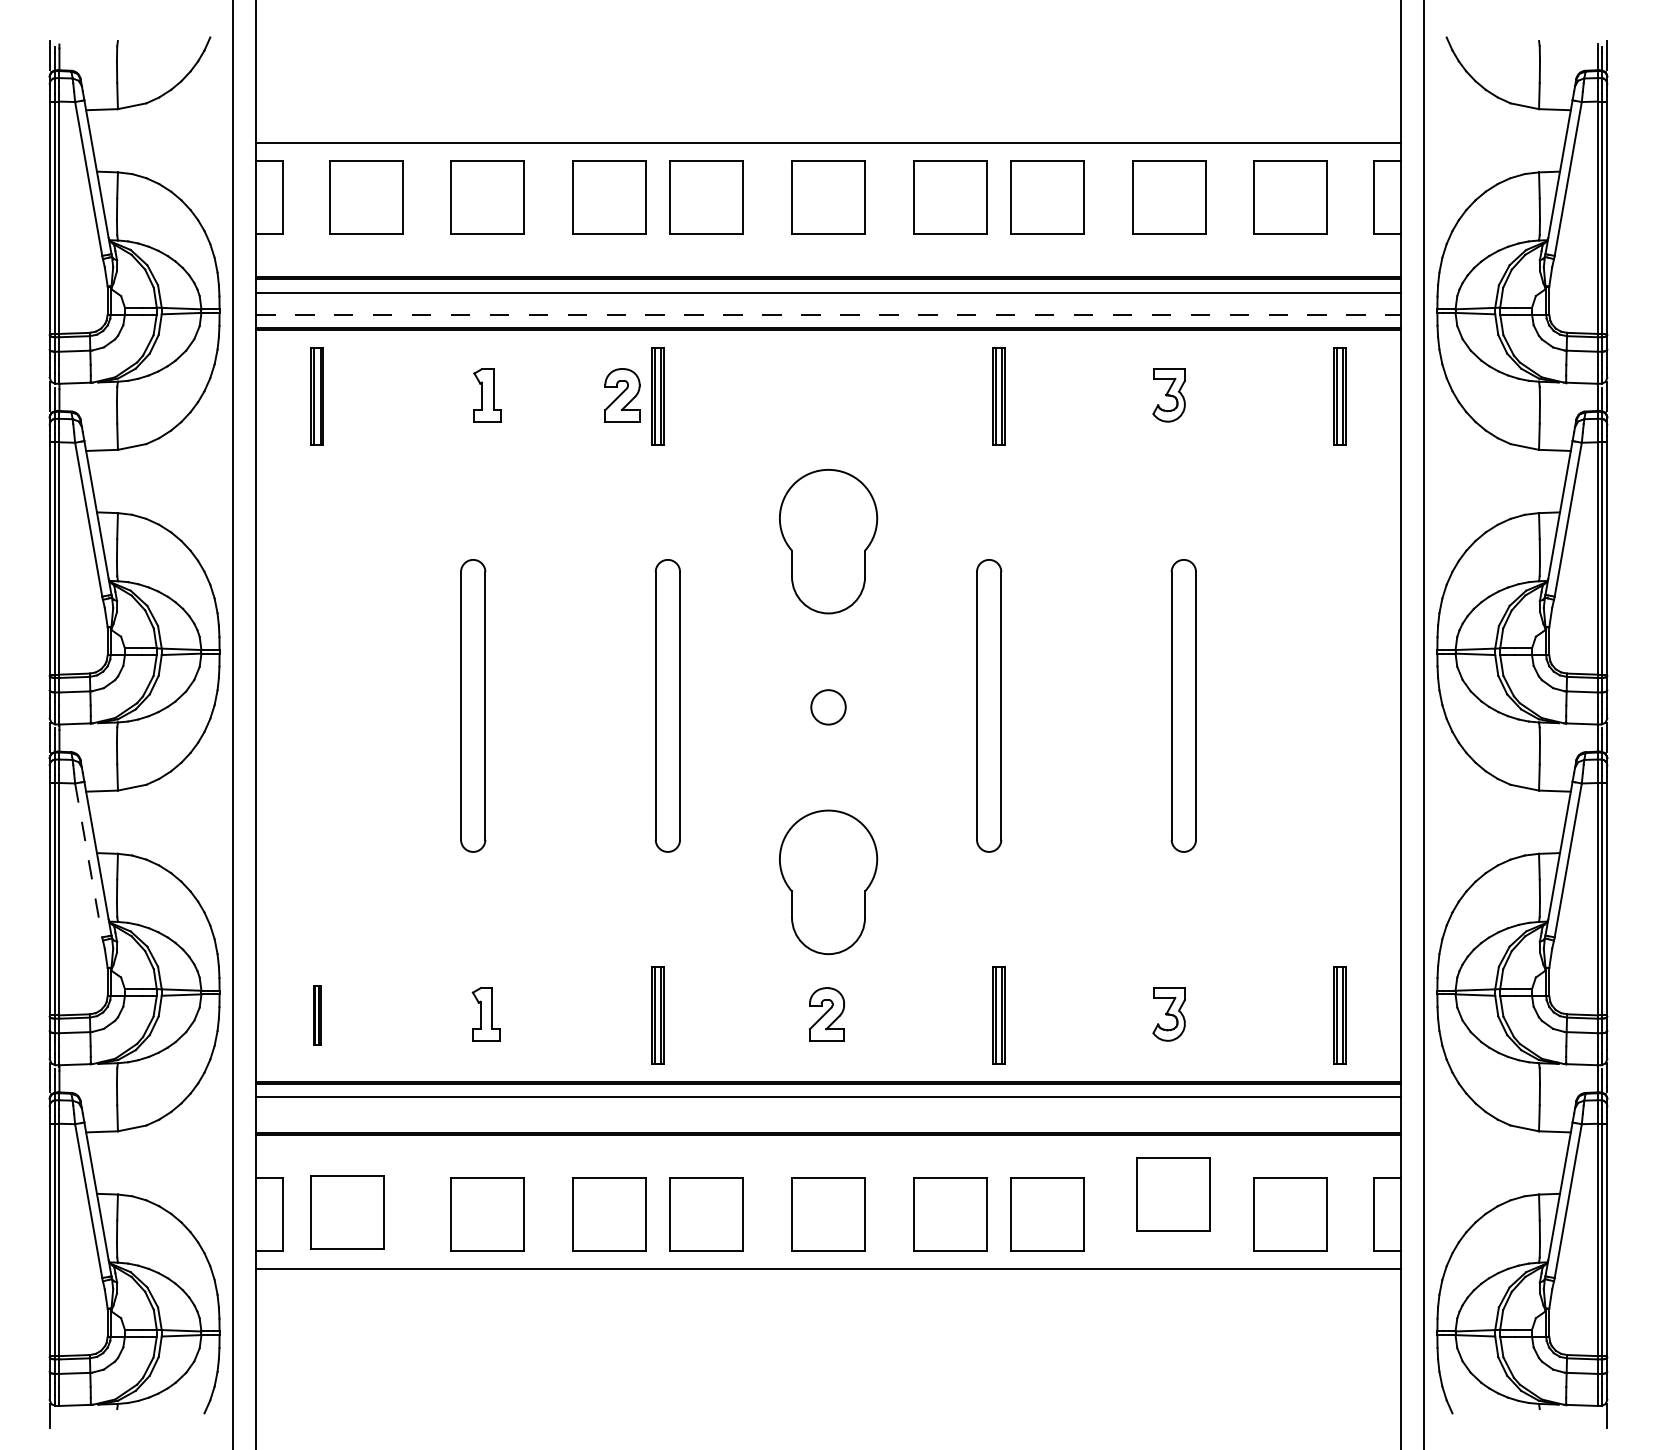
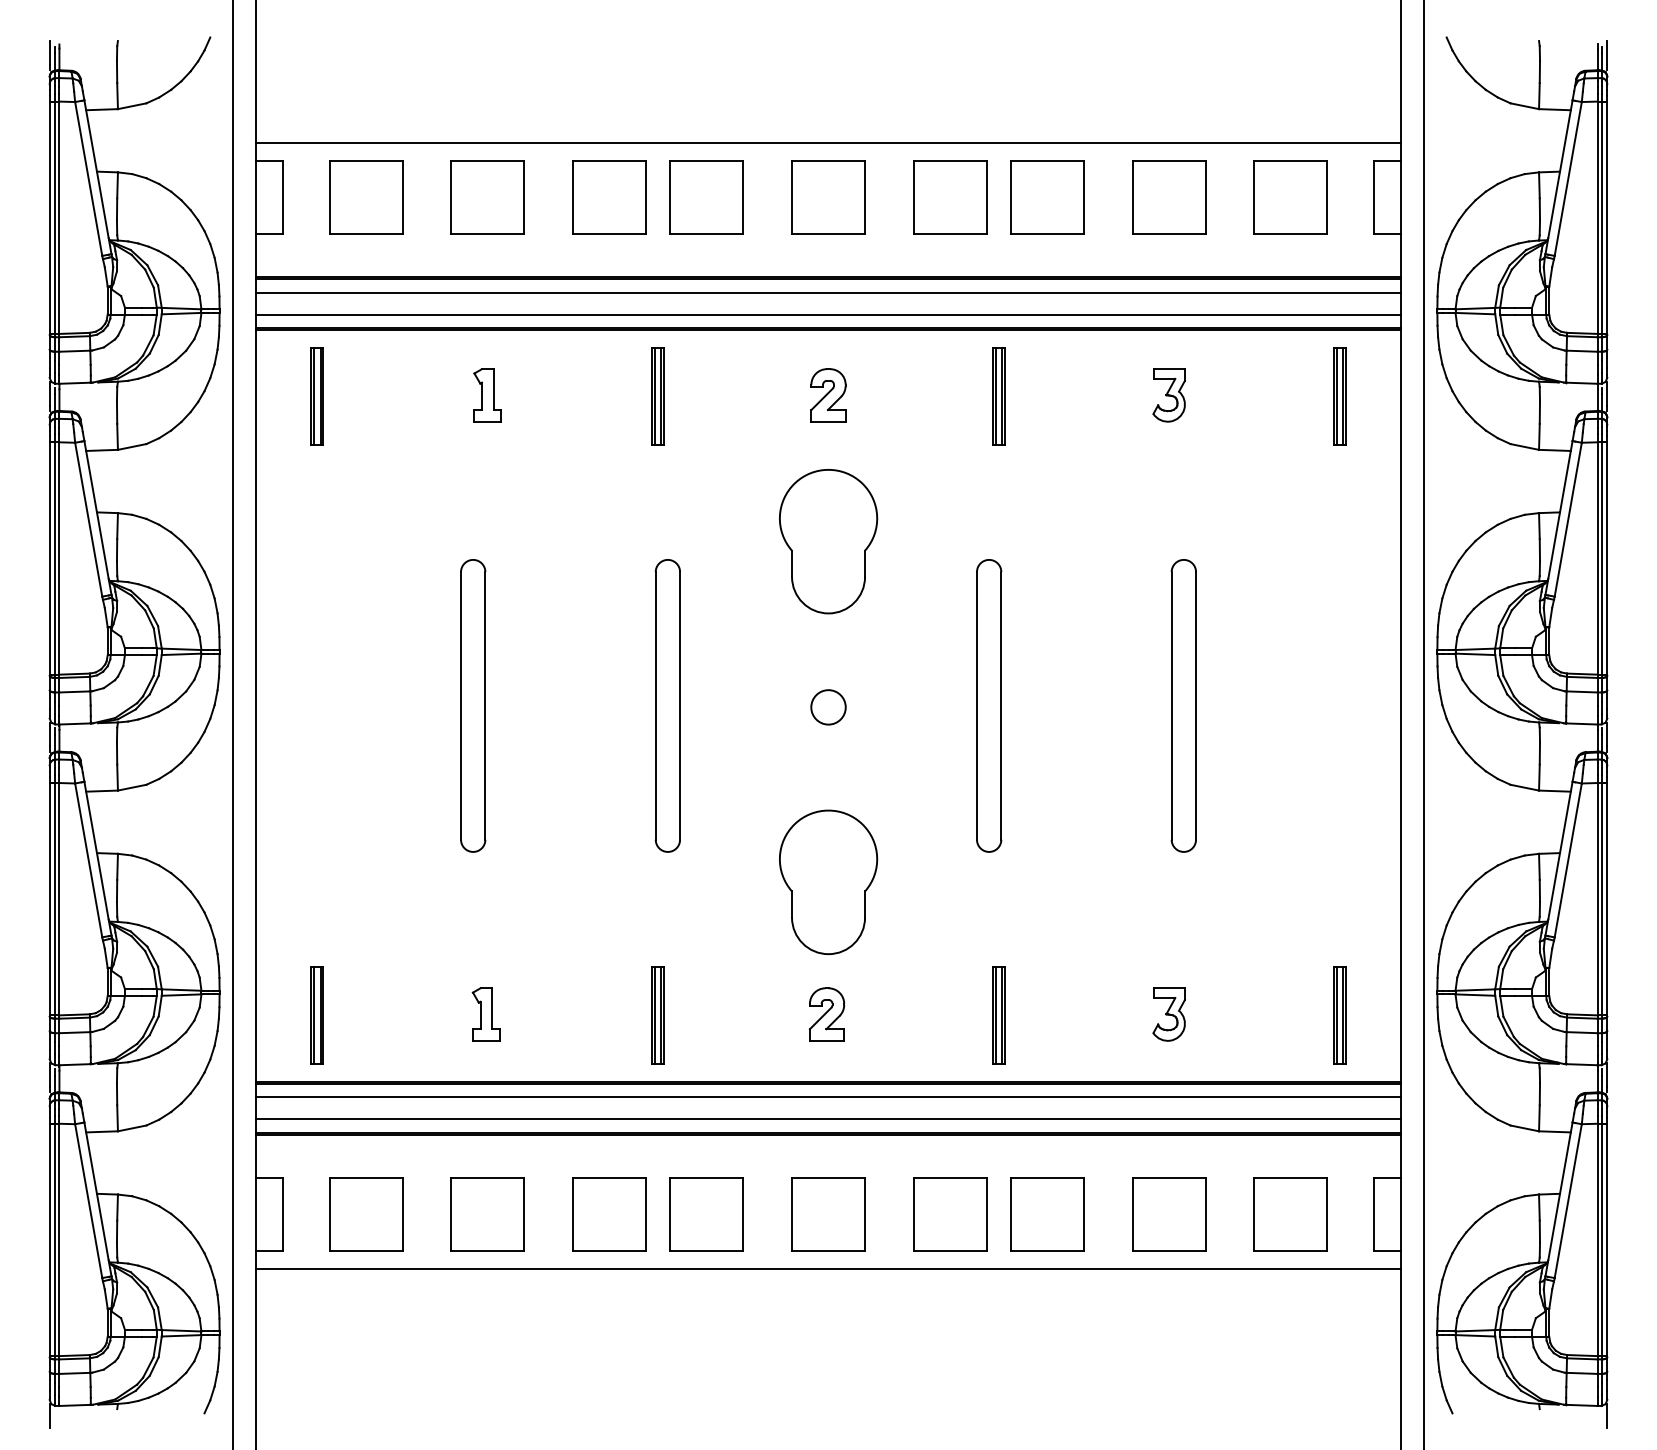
line: dashed -> solid (829, 314)
part position: (622, 395) -> (828, 395) (828, 395)
line: dashed -> solid (88, 860)
part size: 9x61 px -> 14x99 px (316, 1015)
line: none -> present (828, 1119)
part position: (1173, 1194) -> (1169, 1214) (1169, 1214)
part position: (347, 1212) -> (366, 1214) (366, 1214)
